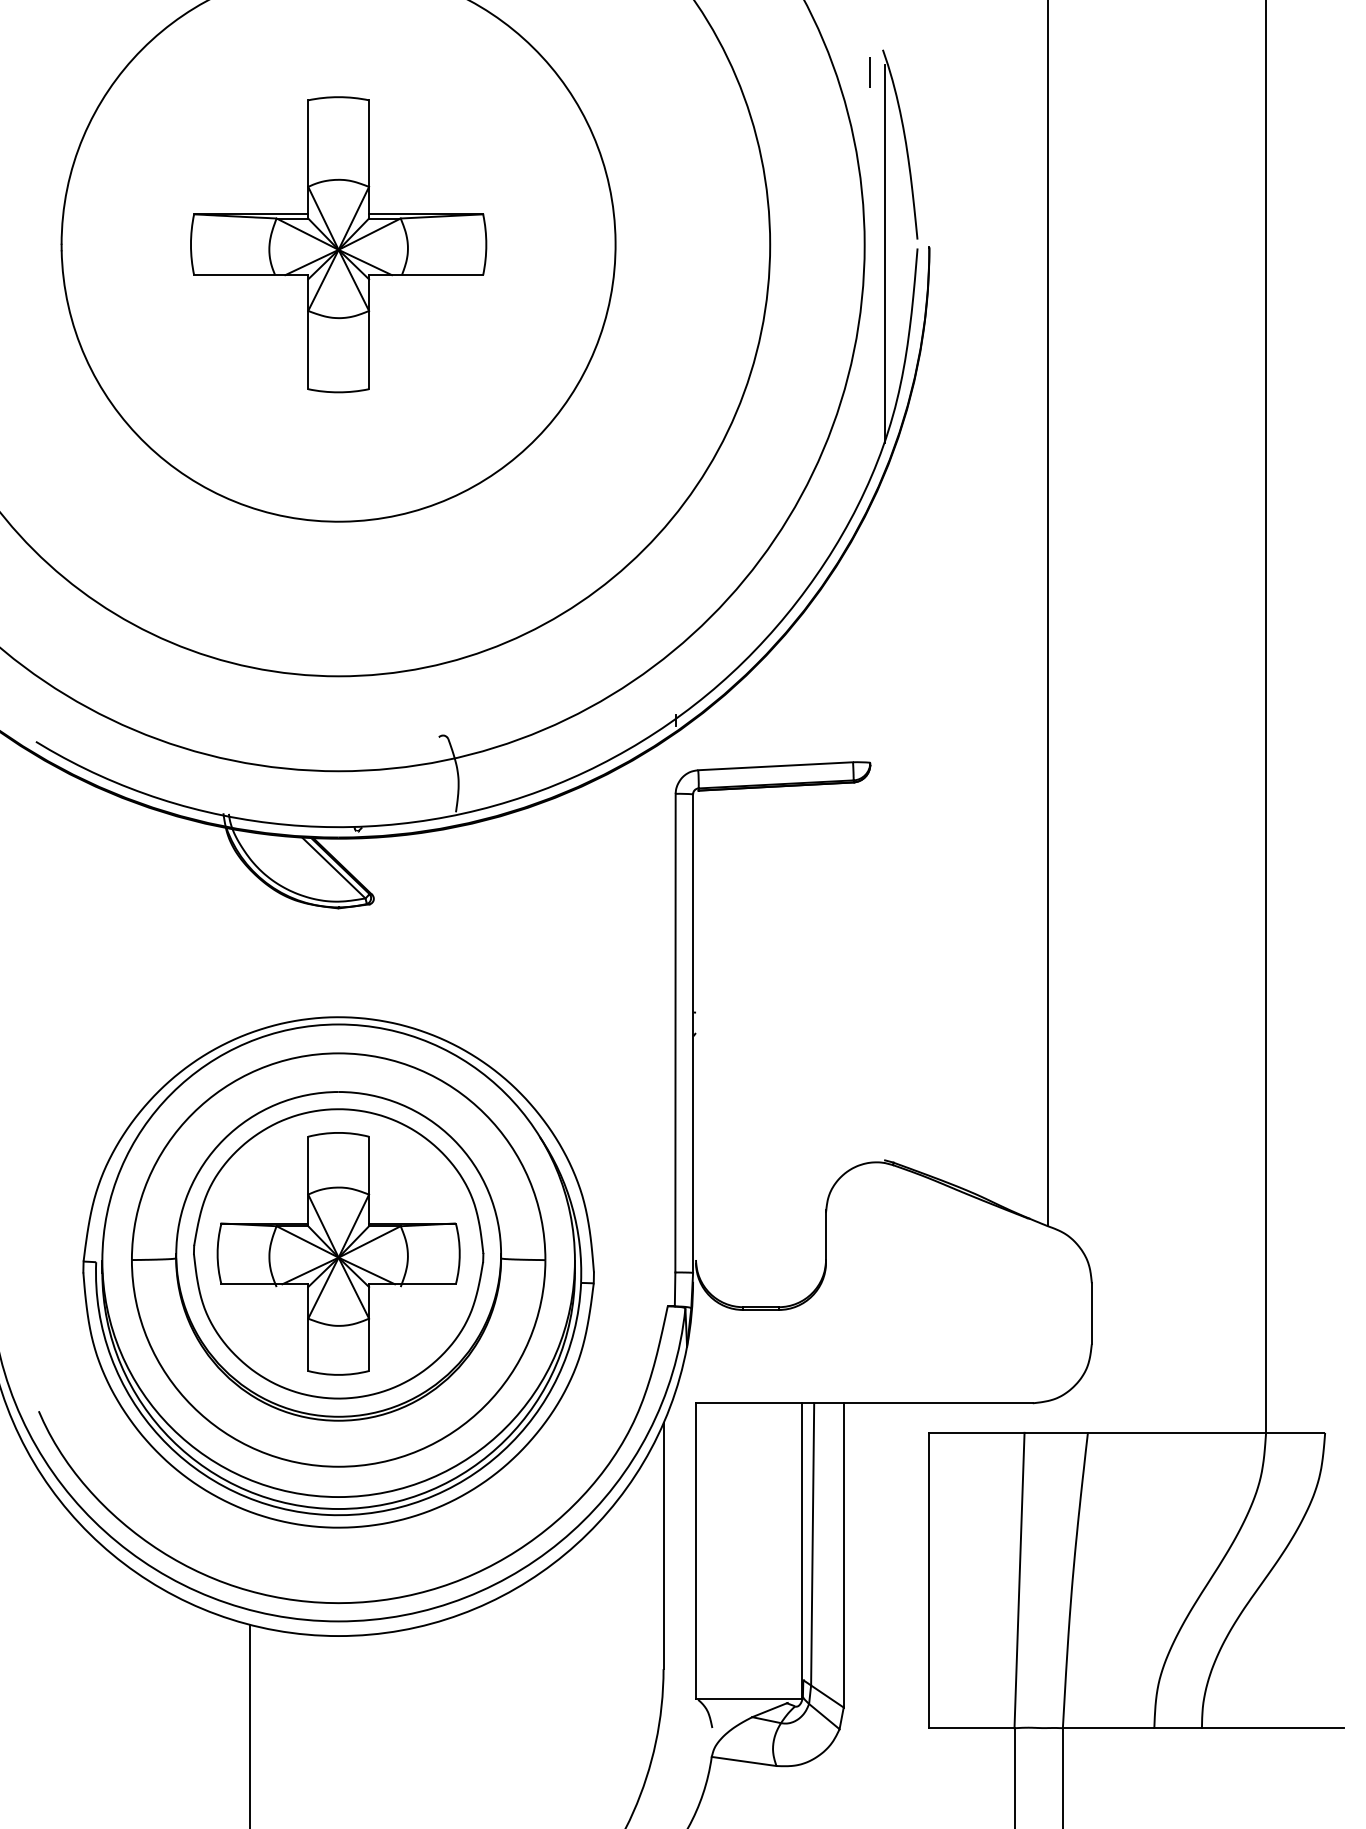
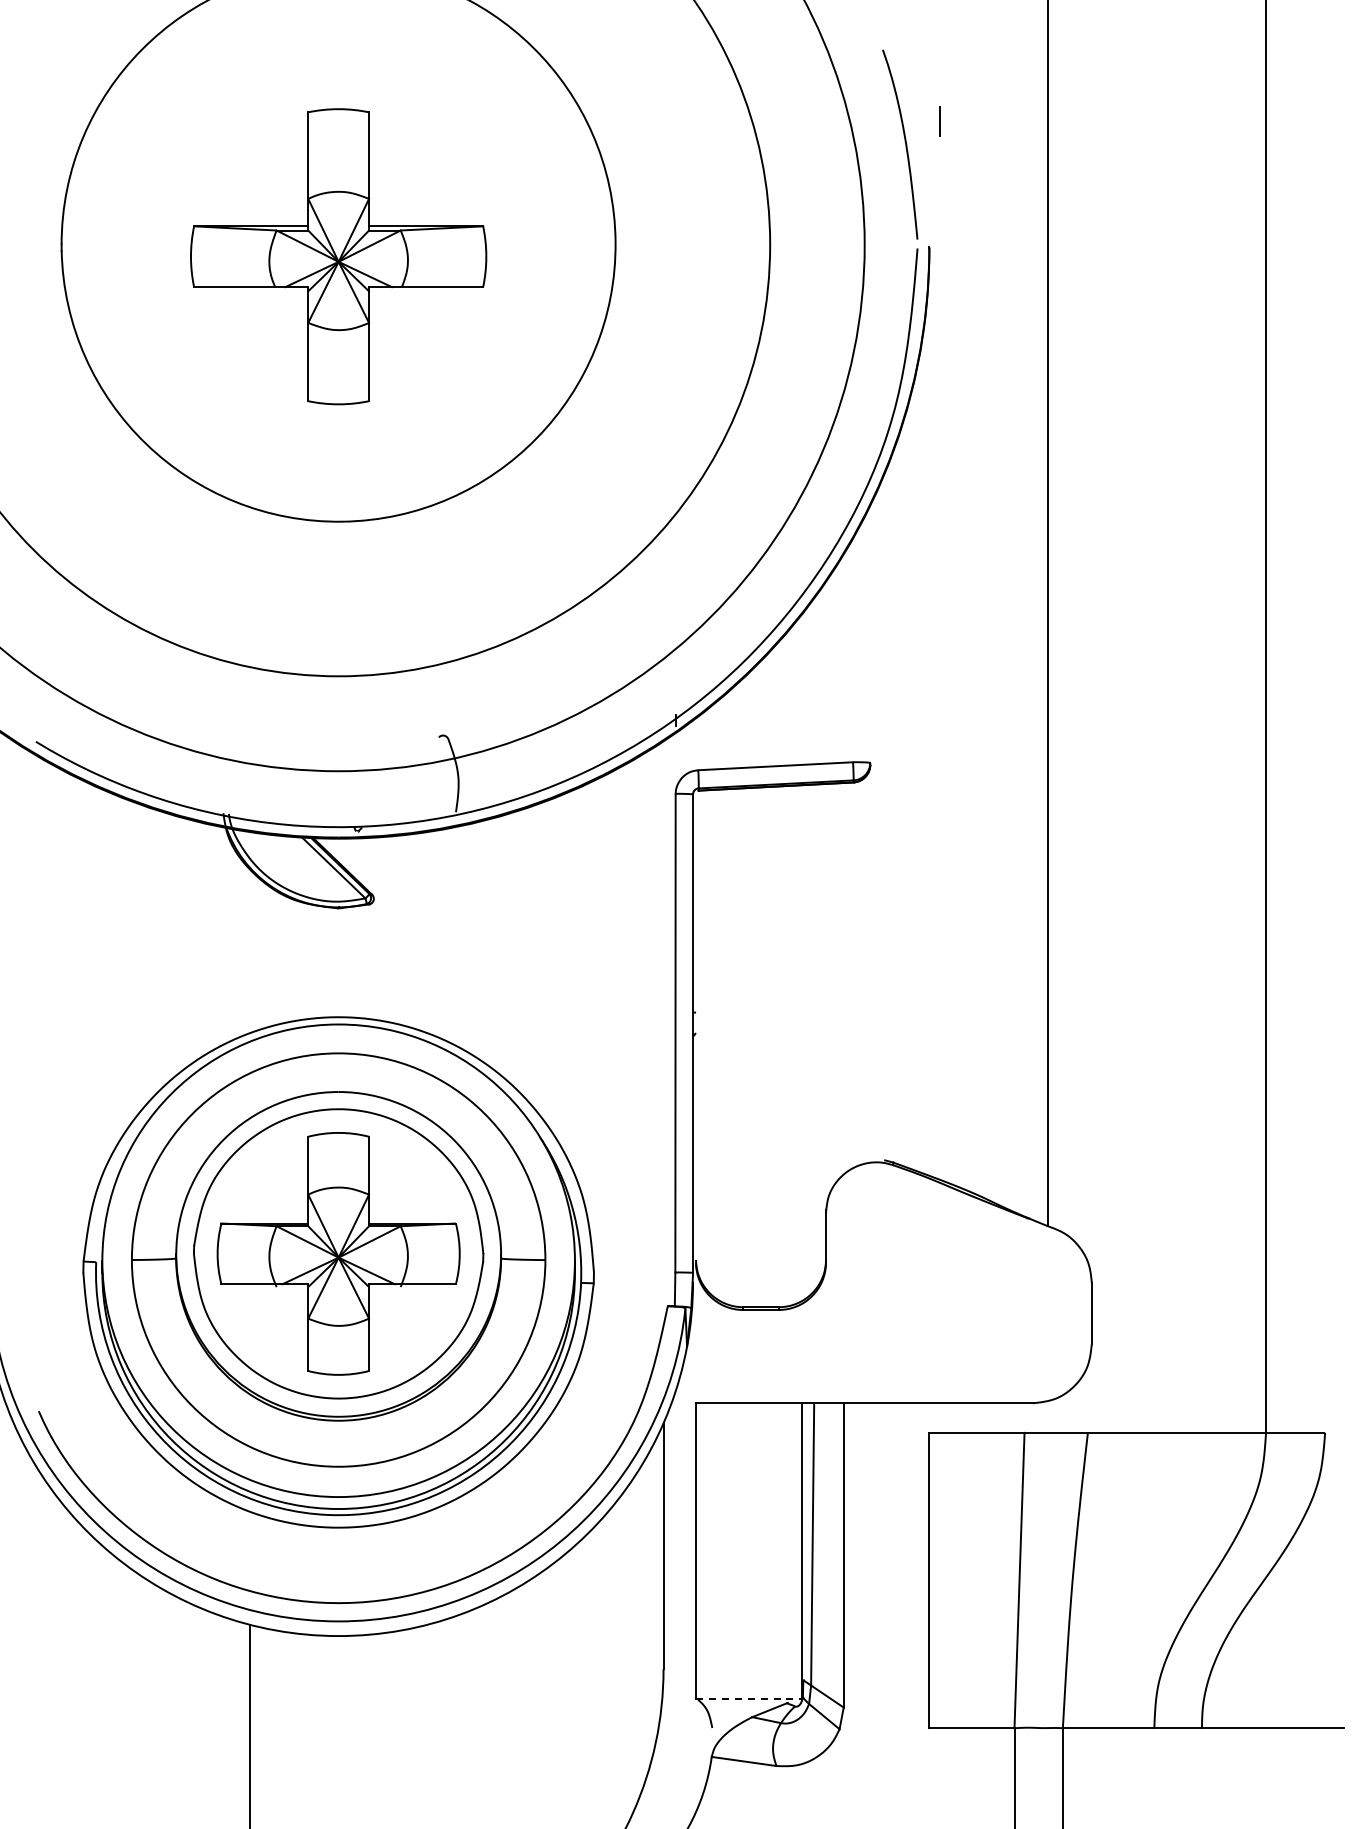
line position: (869, 72) -> (939, 121) (939, 121)
part position: (338, 244) -> (338, 256) (338, 256)
line: present -> none (885, 253)
line: solid -> dashed (749, 1698)
